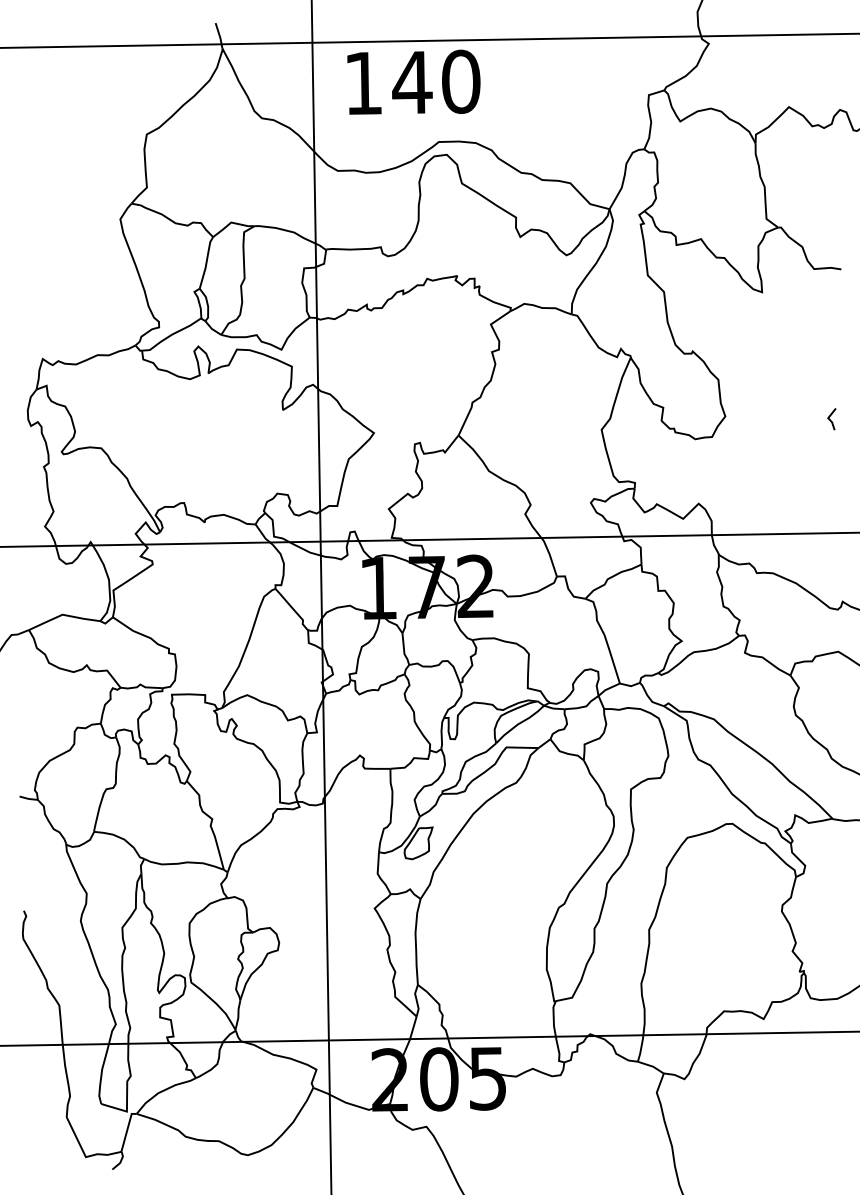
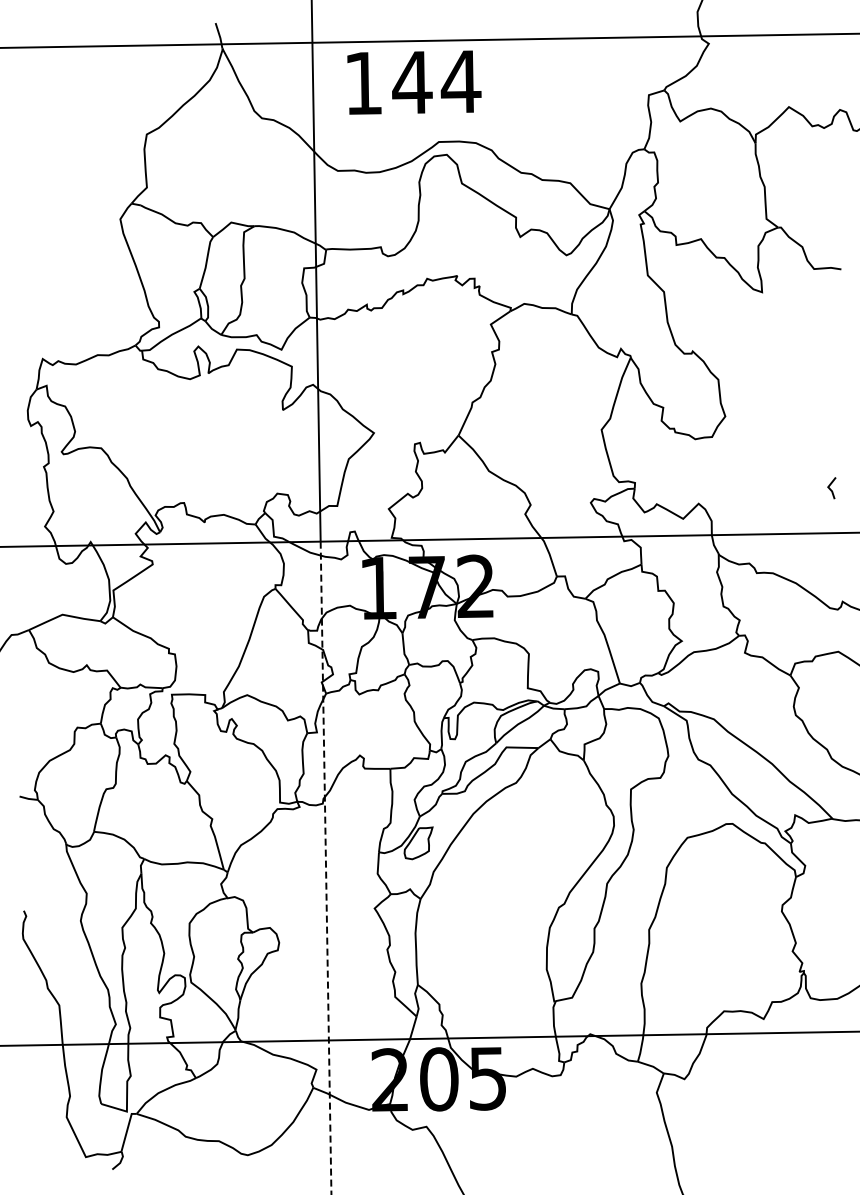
text: 140 -> 144 (460, 81)
line position: (830, 419) -> (830, 488) (830, 488)
line: solid -> dashed (326, 868)
